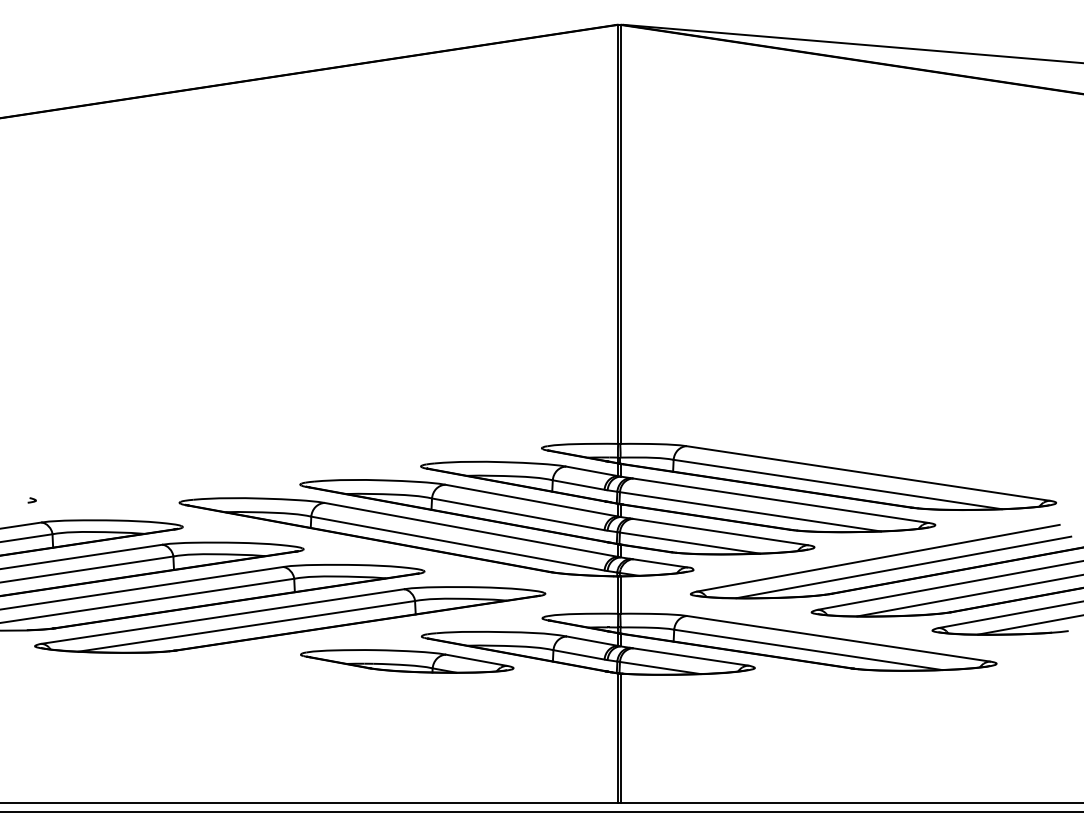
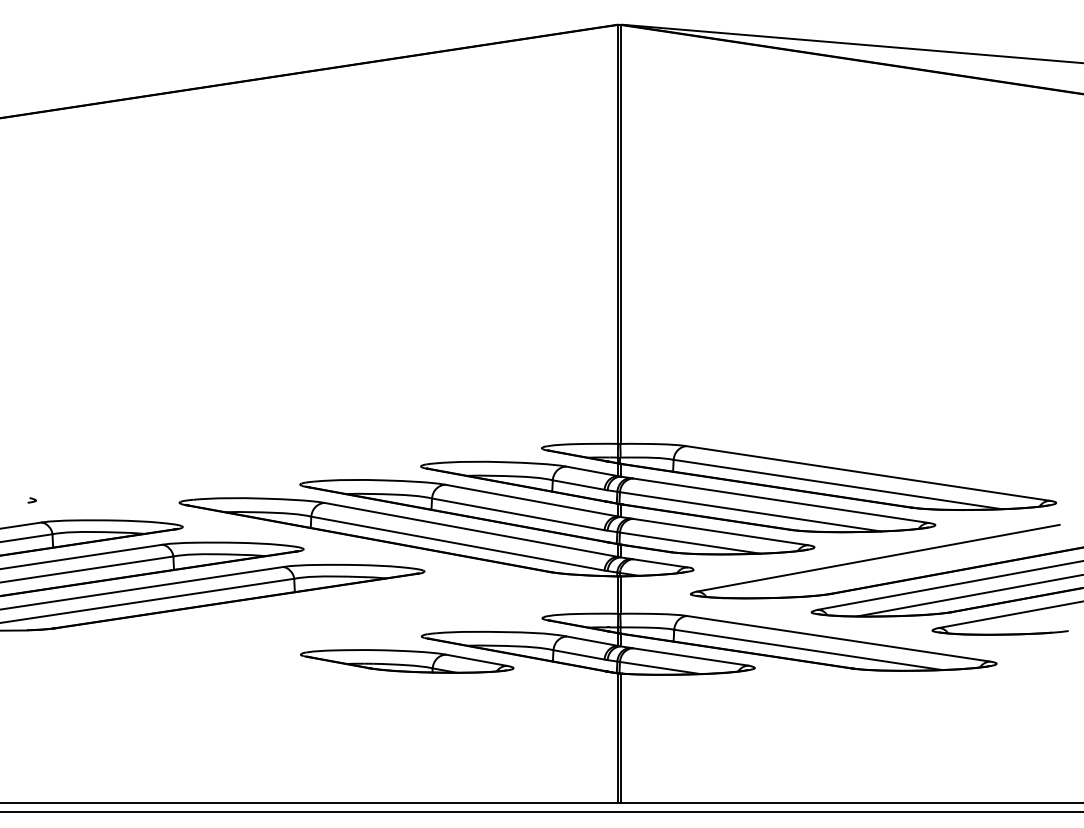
line: present -> none (903, 567)
part: present -> none (290, 619)
line: present -> none (1029, 624)
